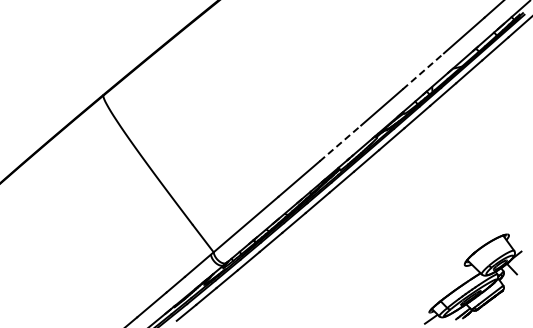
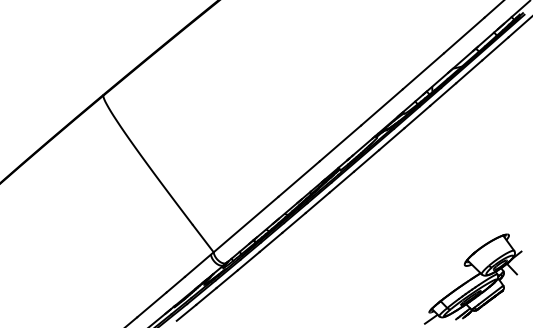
line: dashed -> solid (423, 71)
line: dashed -> solid (340, 143)
